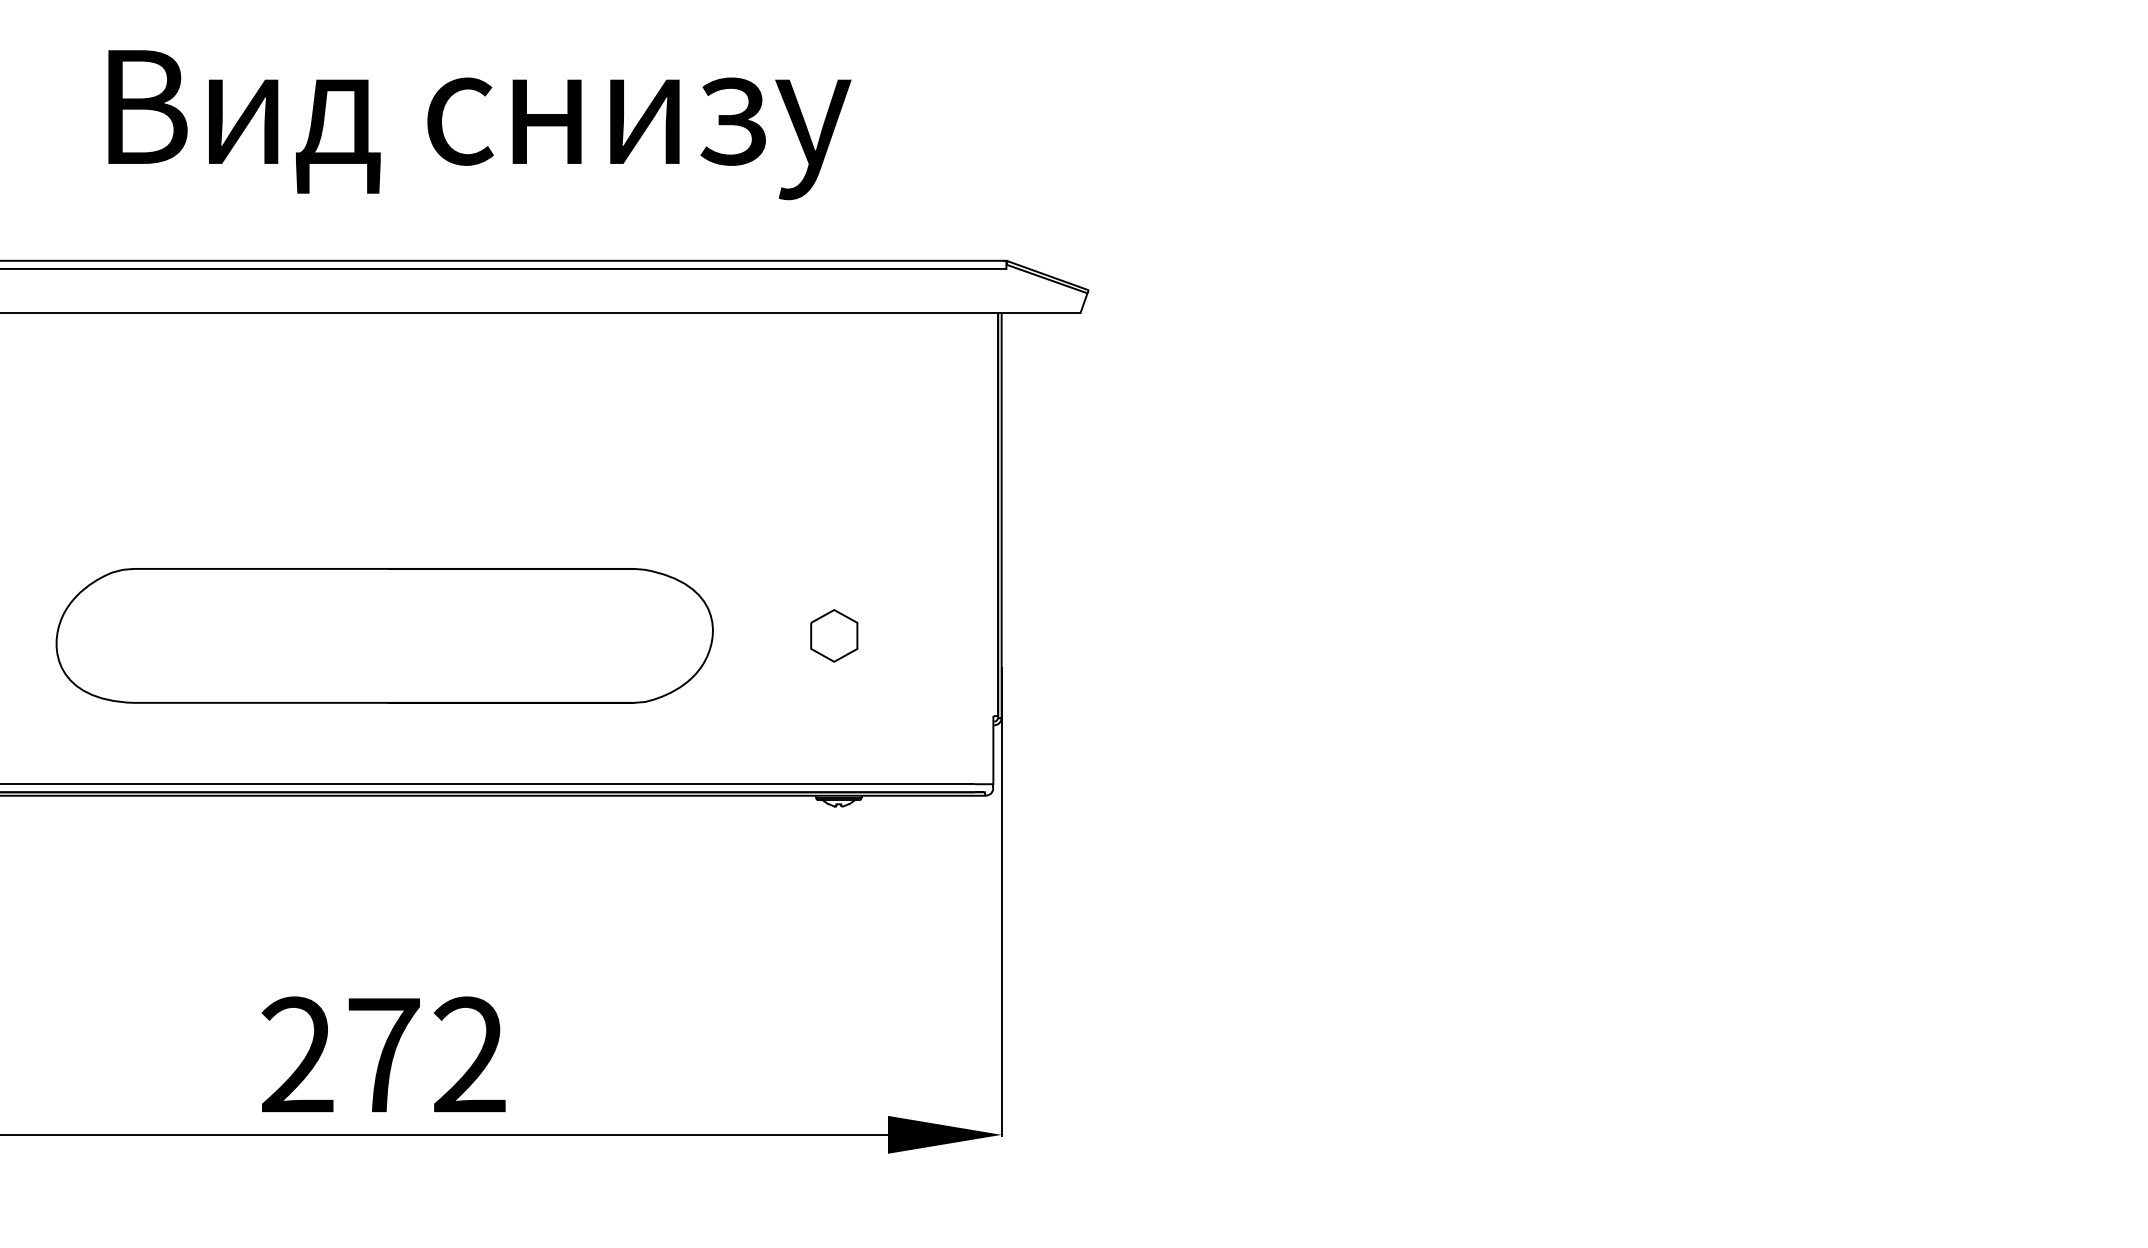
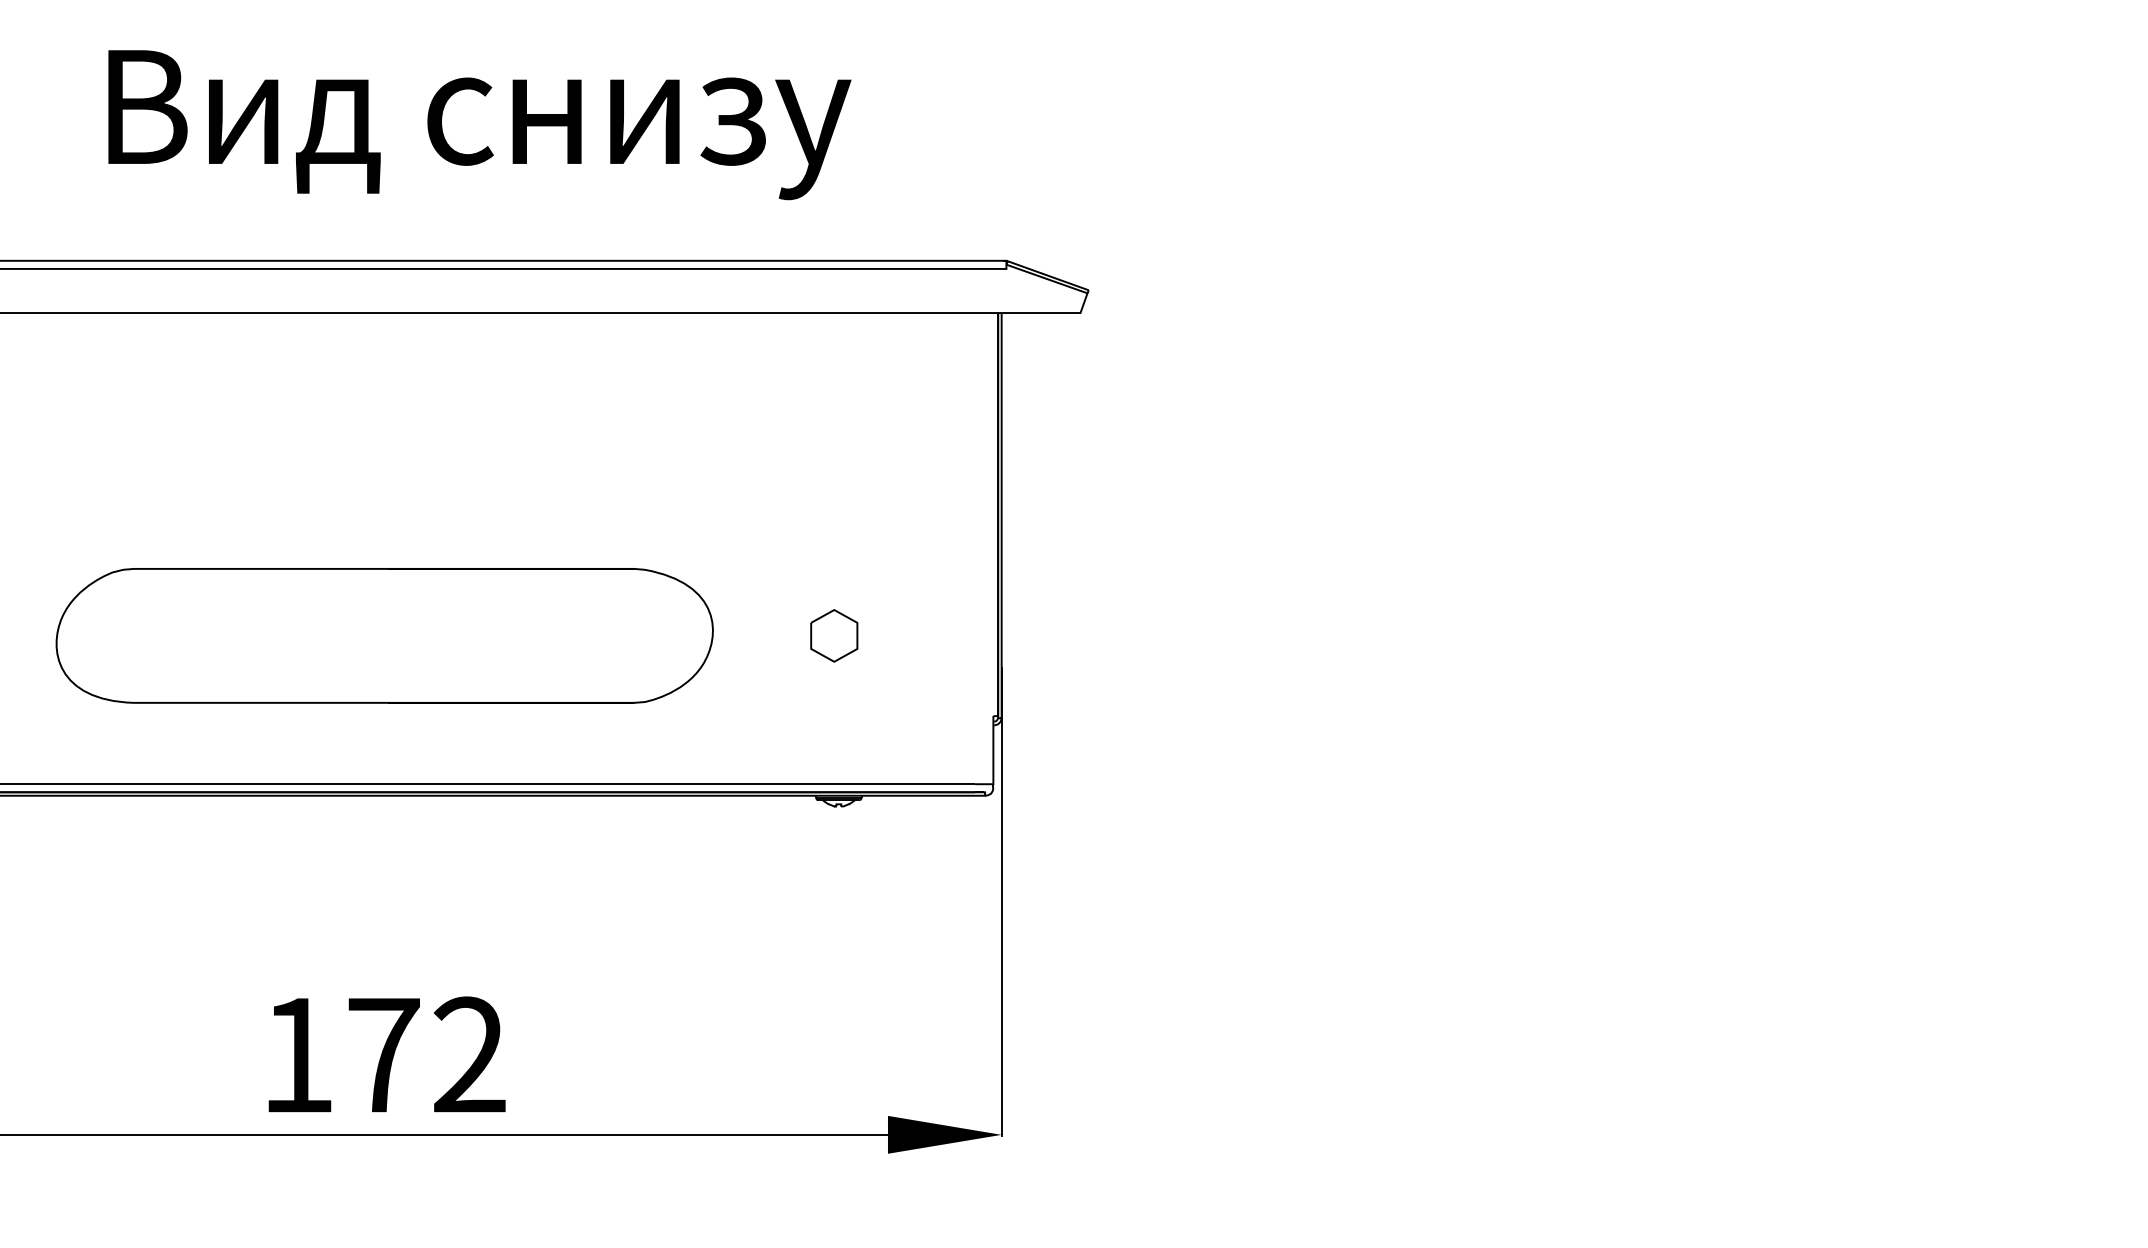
text: 272 -> 172 (297, 1054)
